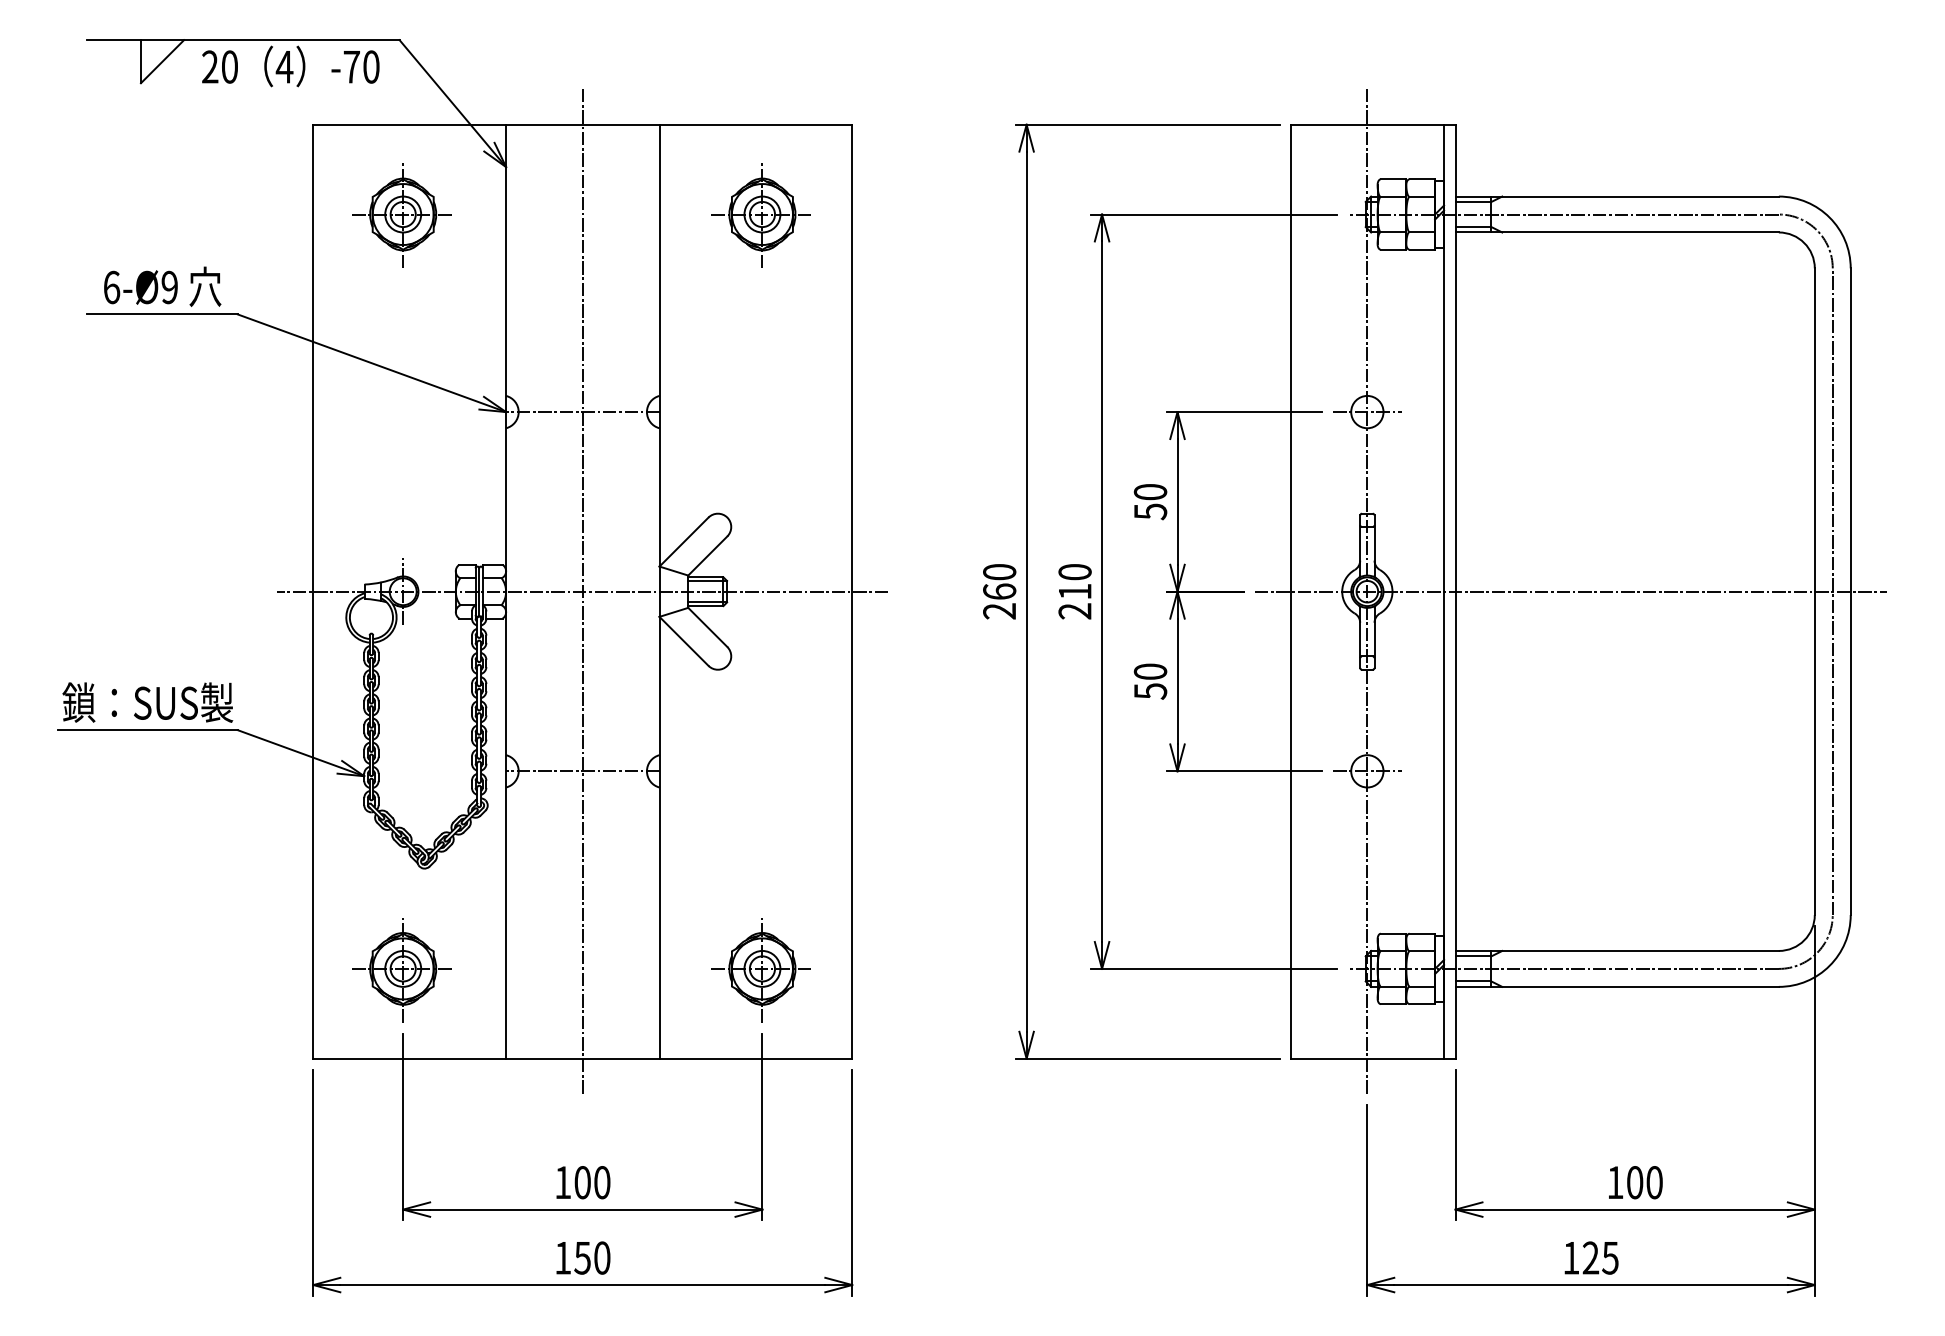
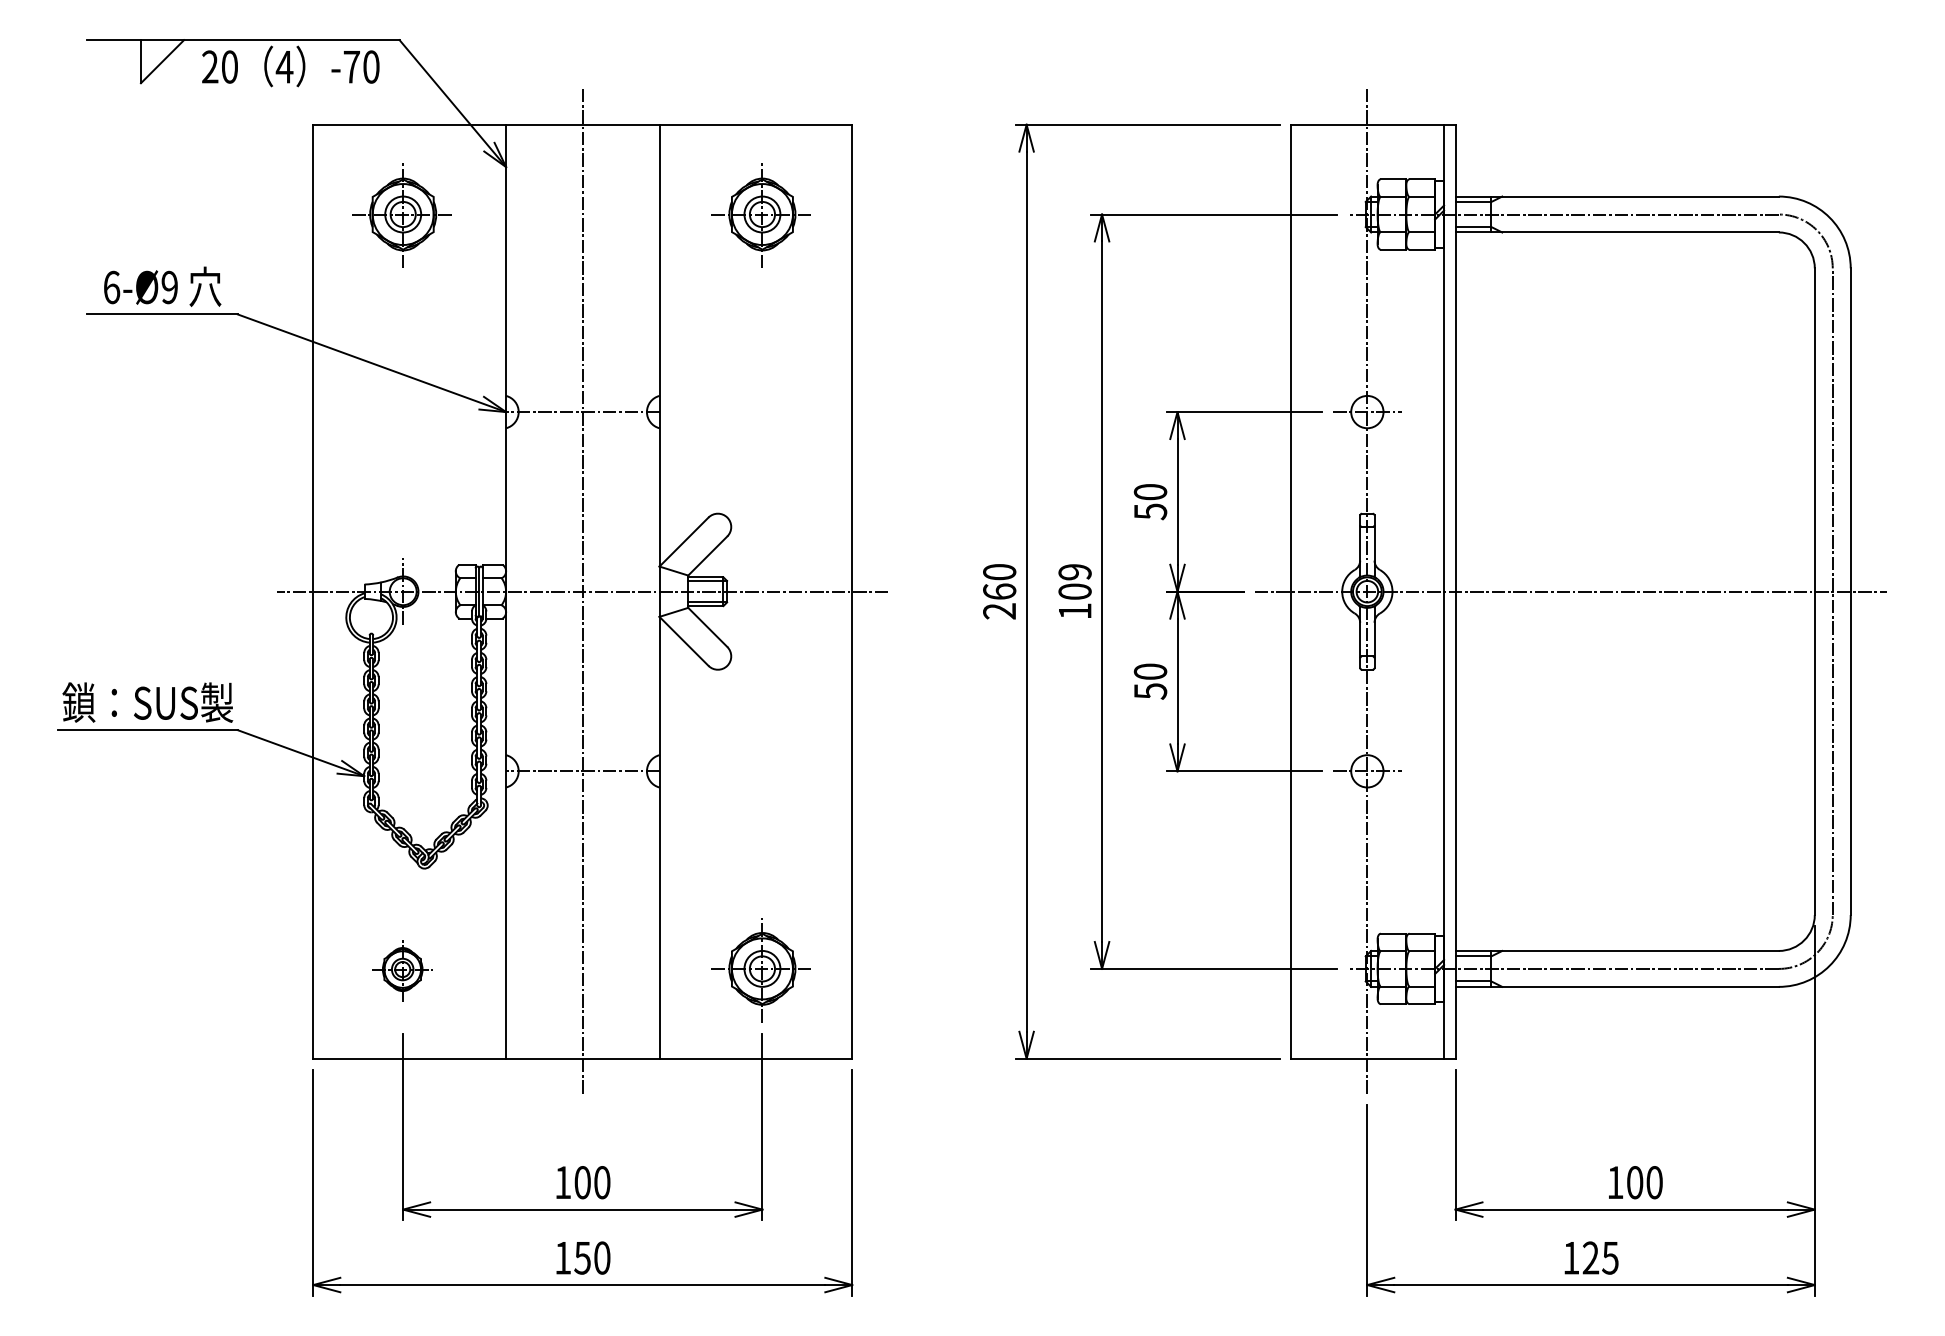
text: 210 -> 109 (1074, 591)
part size: 100x105 px -> 61x62 px (402, 970)
